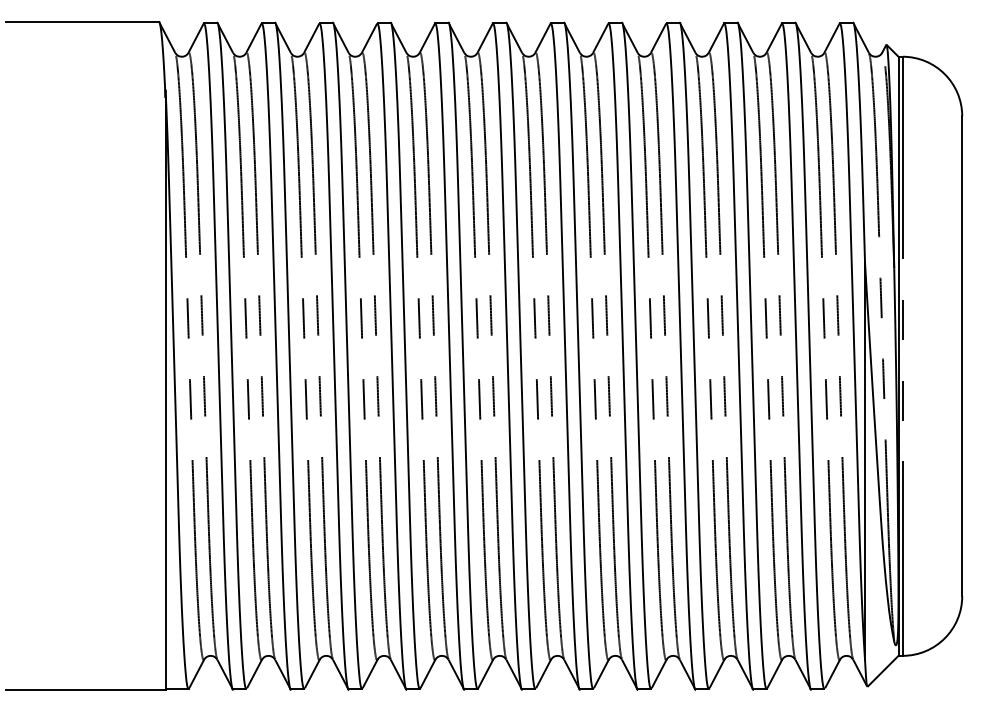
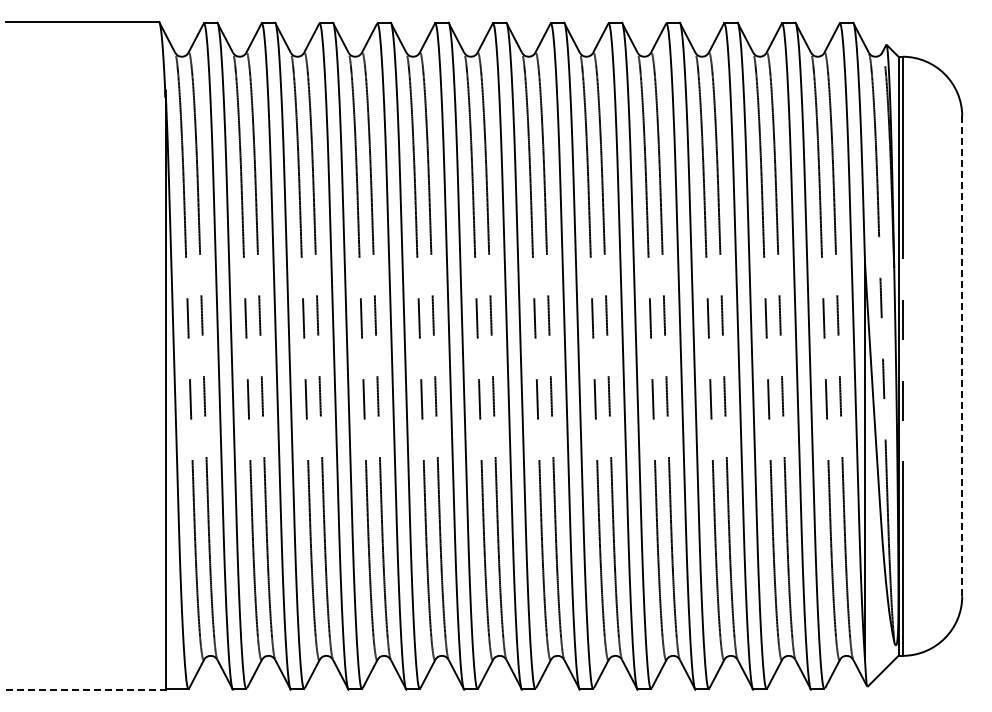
line: solid -> dashed (962, 356)
line: solid -> dashed (85, 690)
